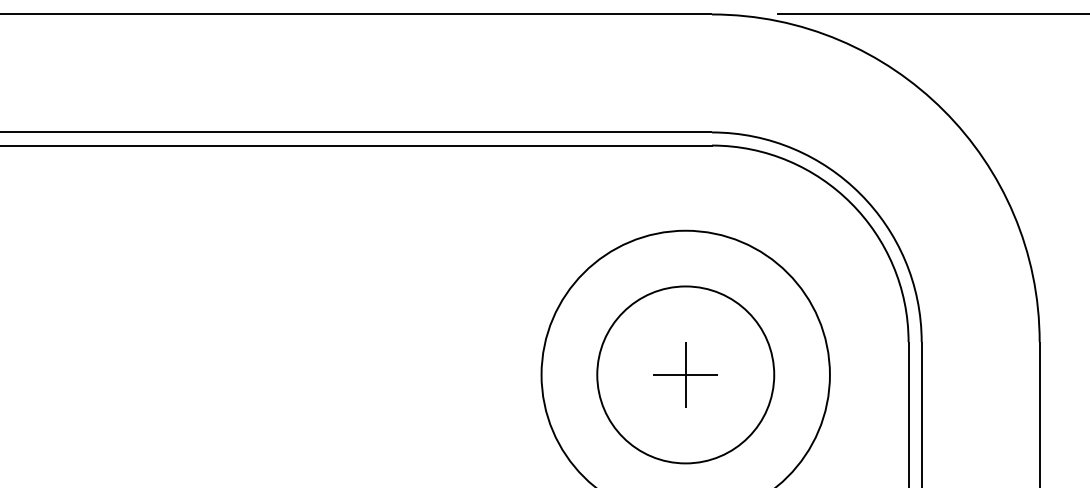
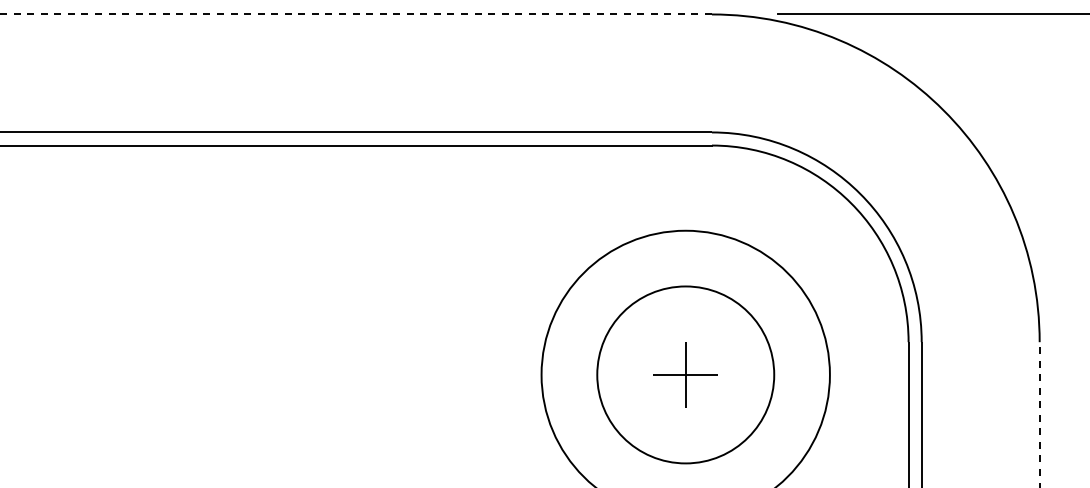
line: solid -> dashed (356, 14)
line: solid -> dashed (1039, 414)
